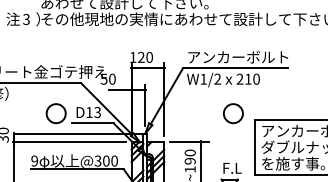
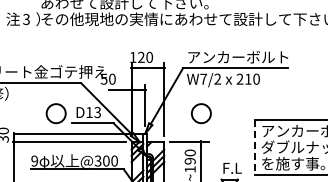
text: W1/2 -> W7/2 (203, 78)
circle position: (233, 113) -> (201, 113) (201, 113)
line: solid -> dashed (255, 148)
